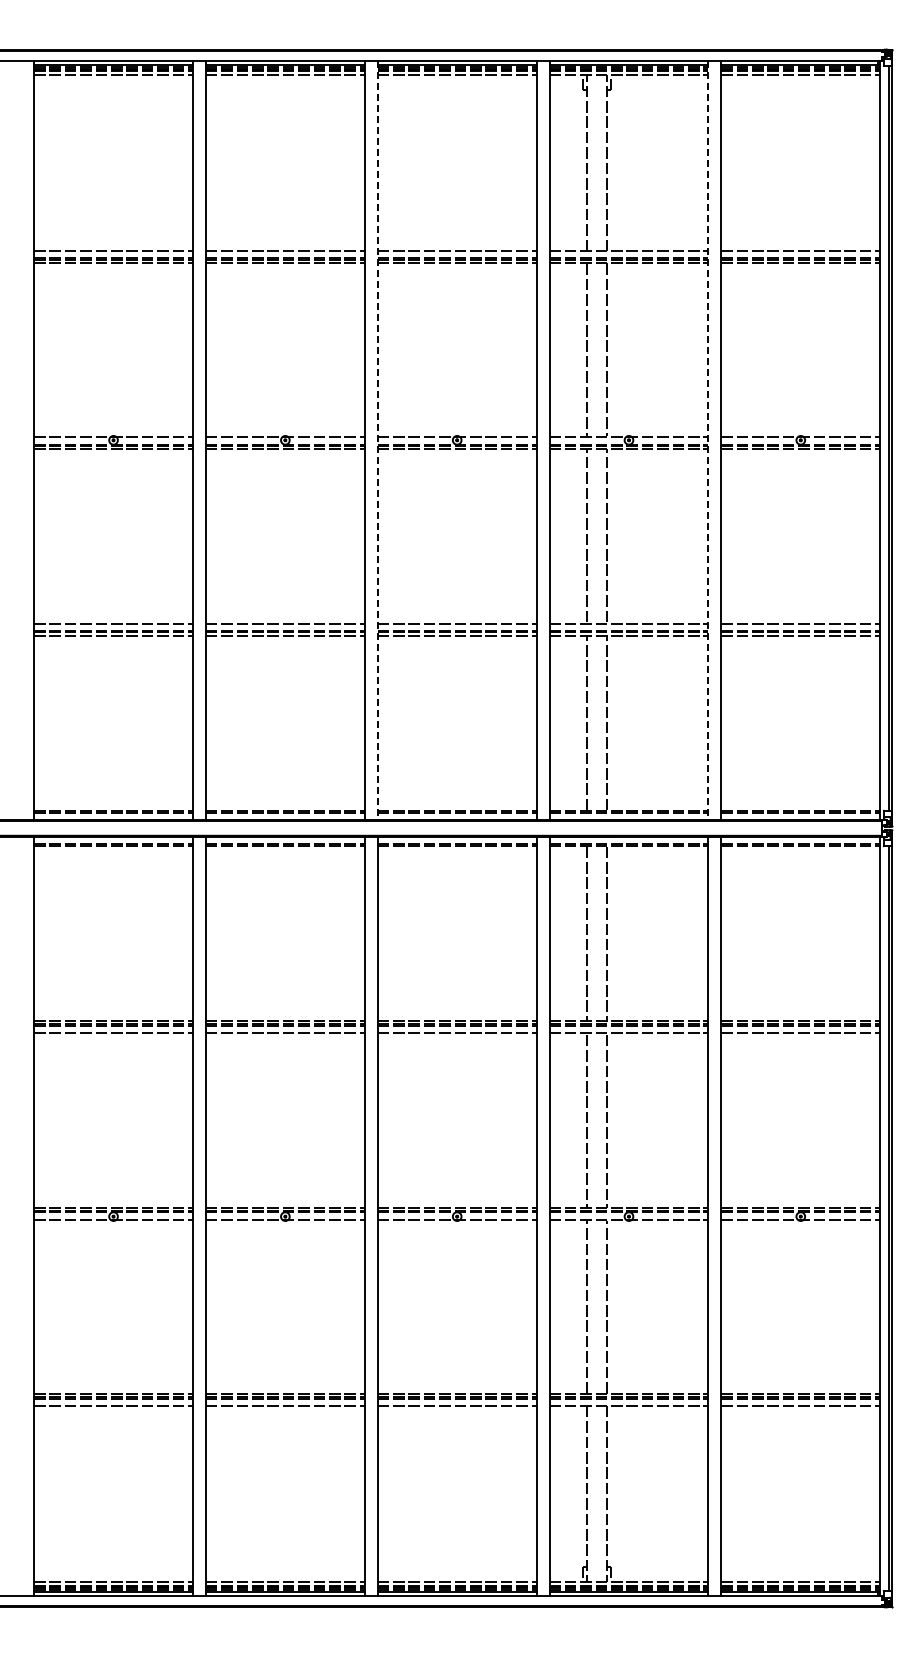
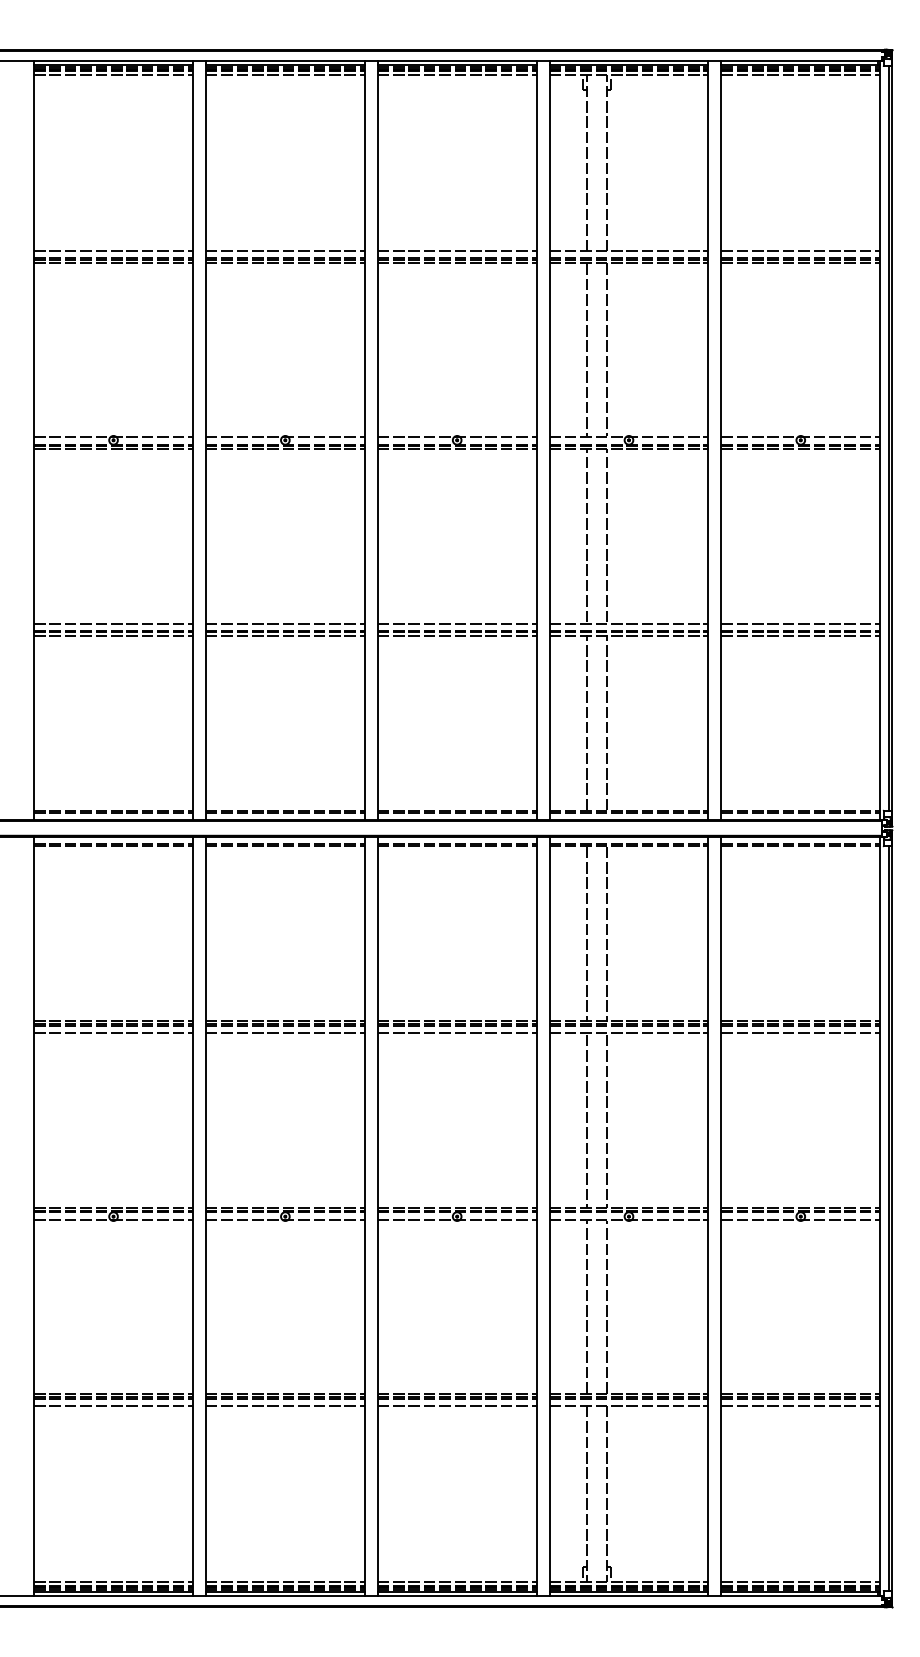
line: dashed -> solid (377, 440)
line: dashed -> solid (708, 440)
